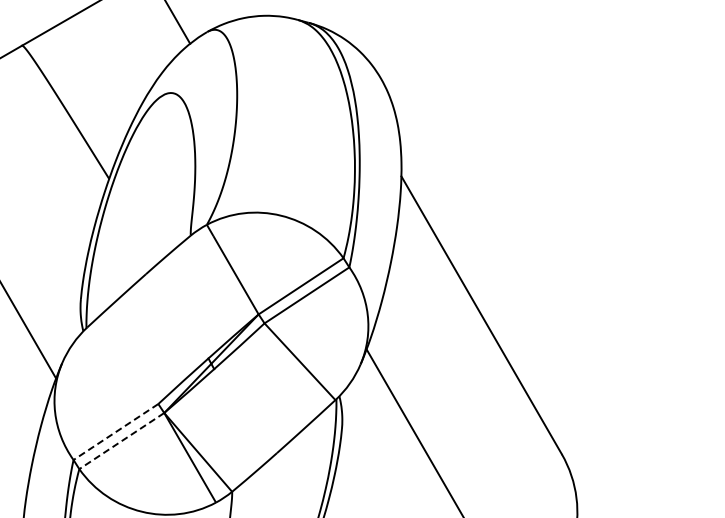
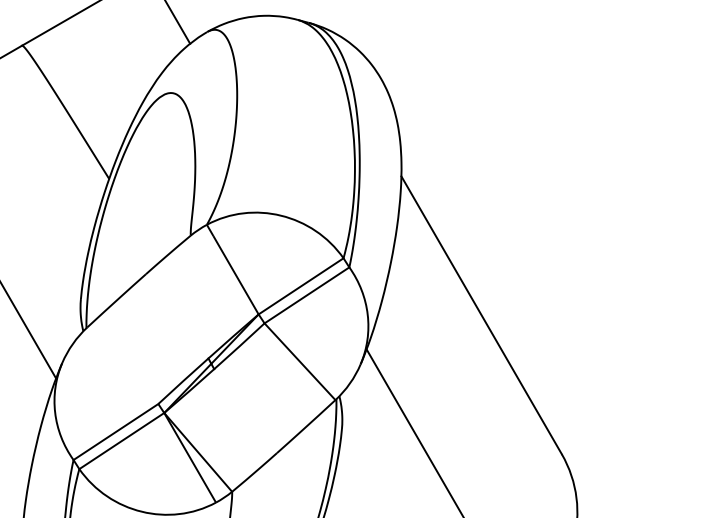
line: dashed -> solid (115, 432)
line: dashed -> solid (121, 441)
